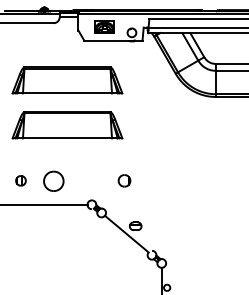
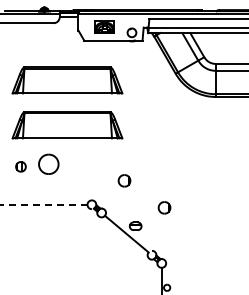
part position: (20, 180) -> (20, 166) (20, 166)
part position: (53, 180) -> (48, 163) (48, 163)
line: solid -> dashed (43, 204)
part: none -> present (164, 207)
